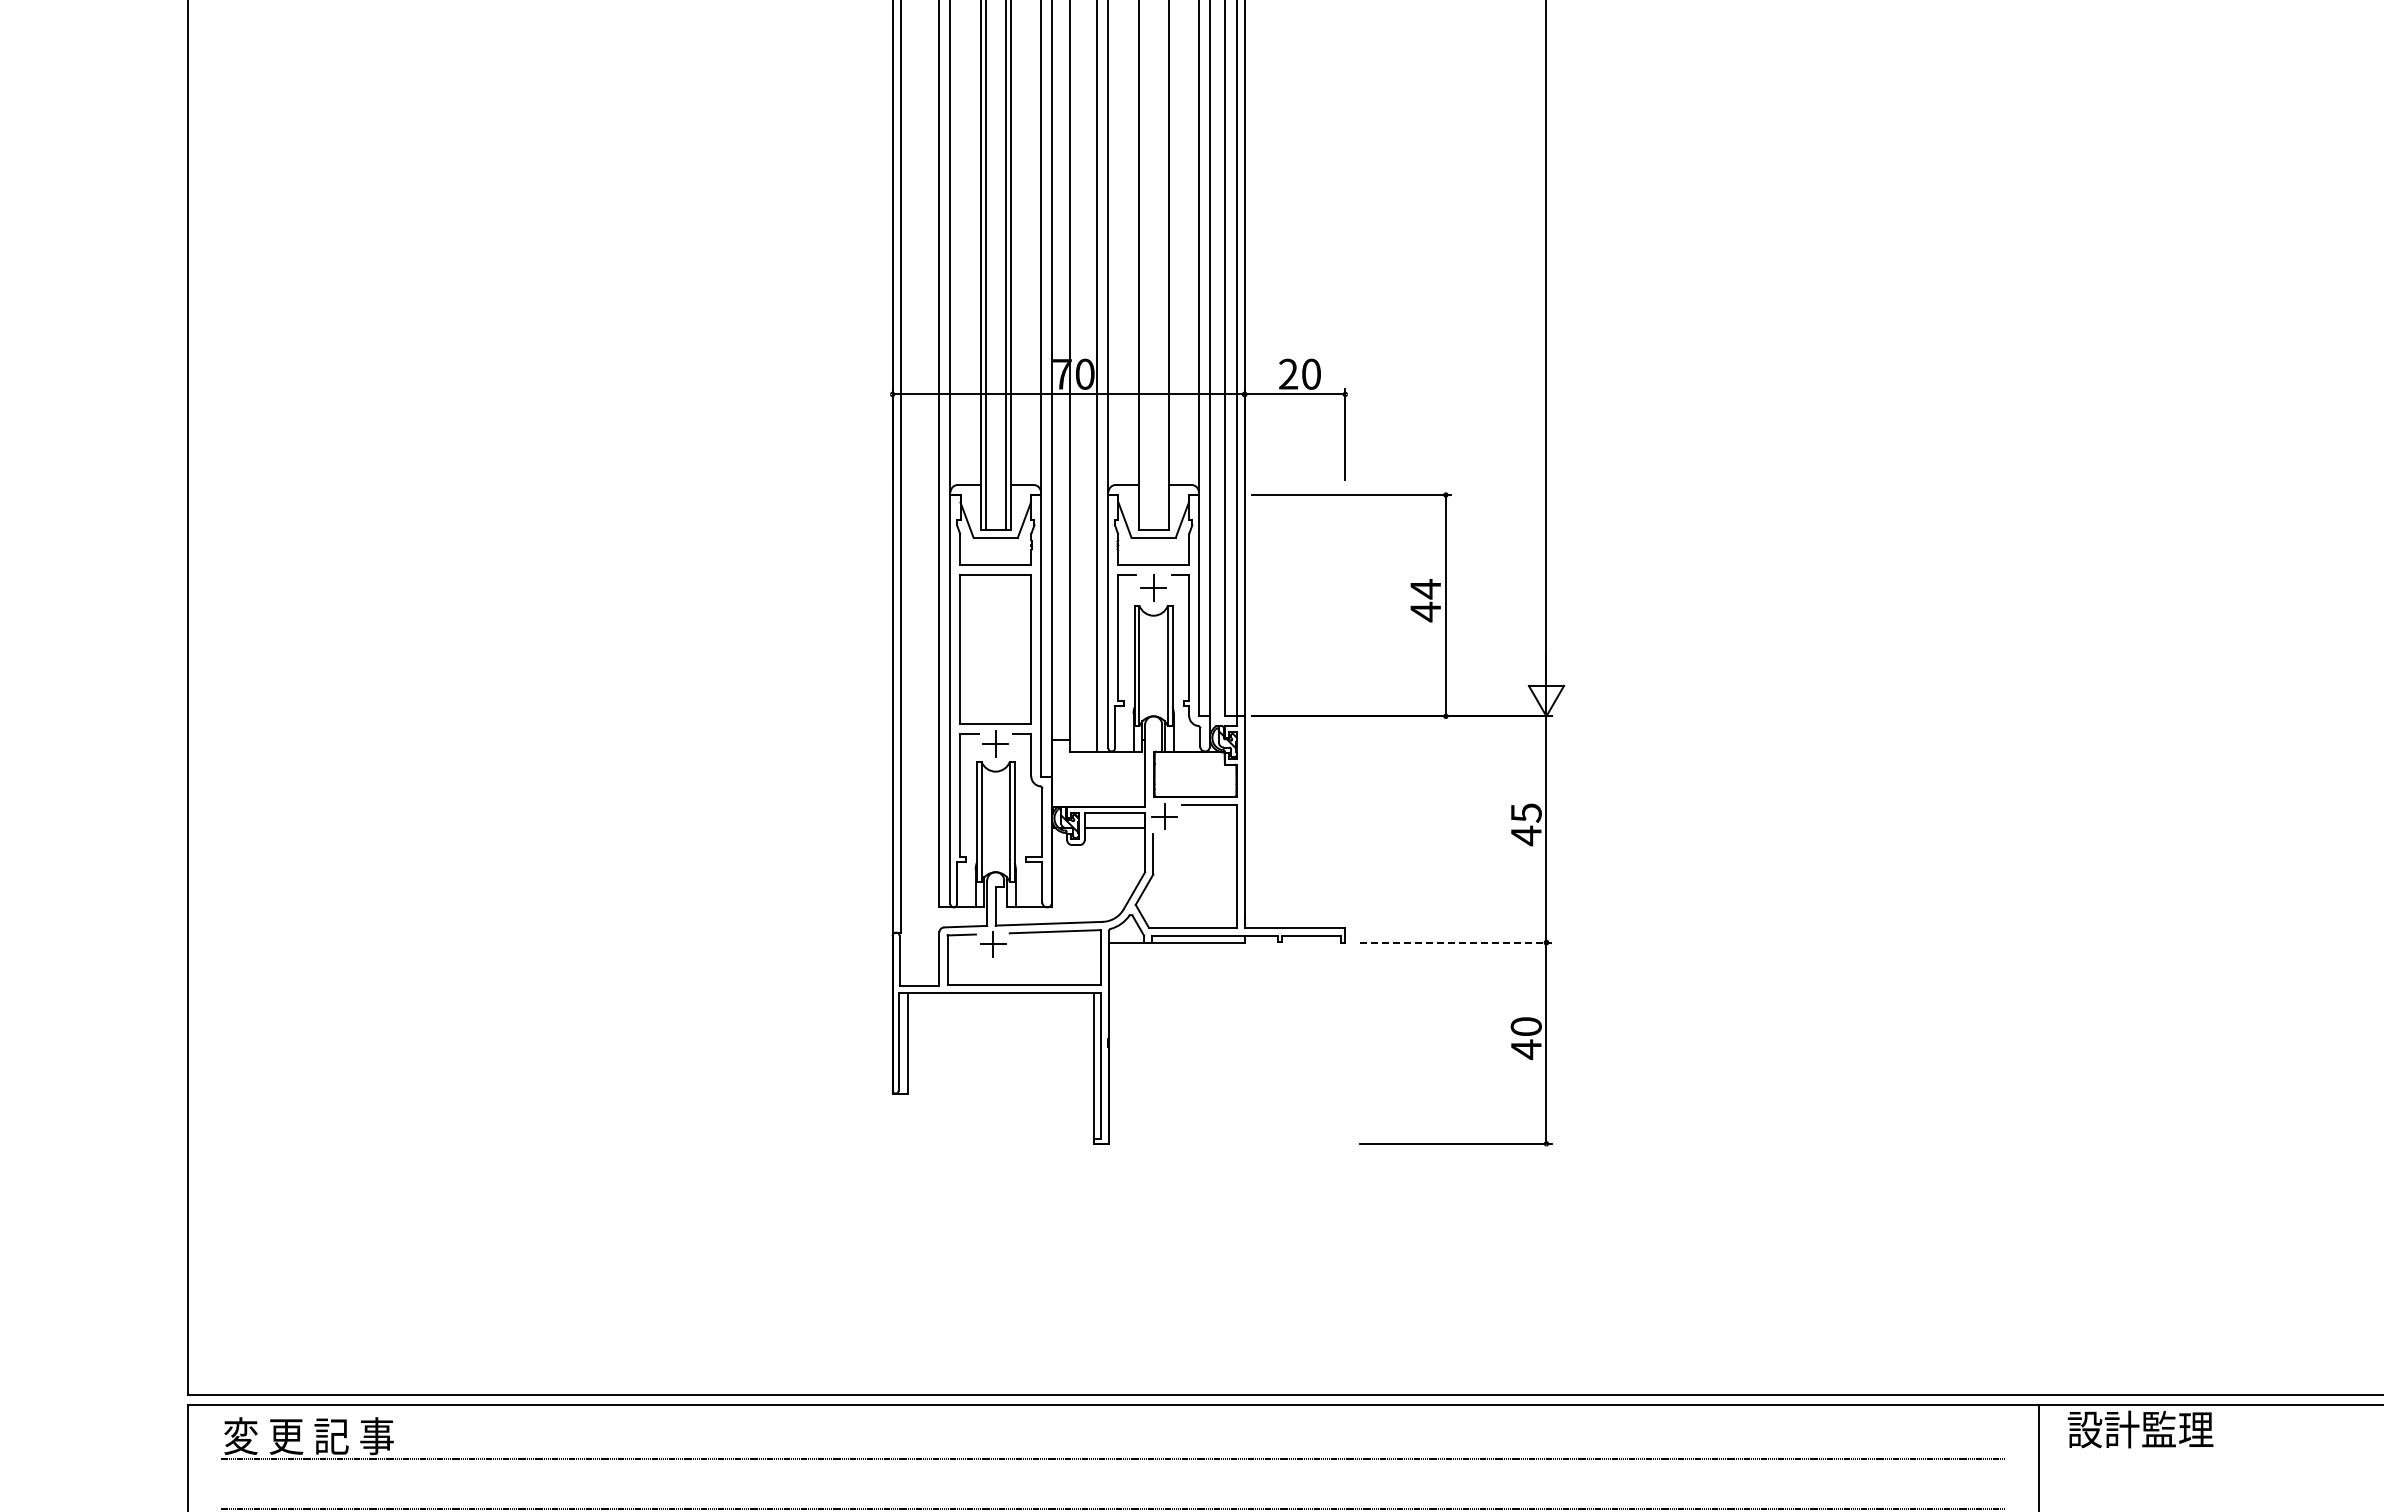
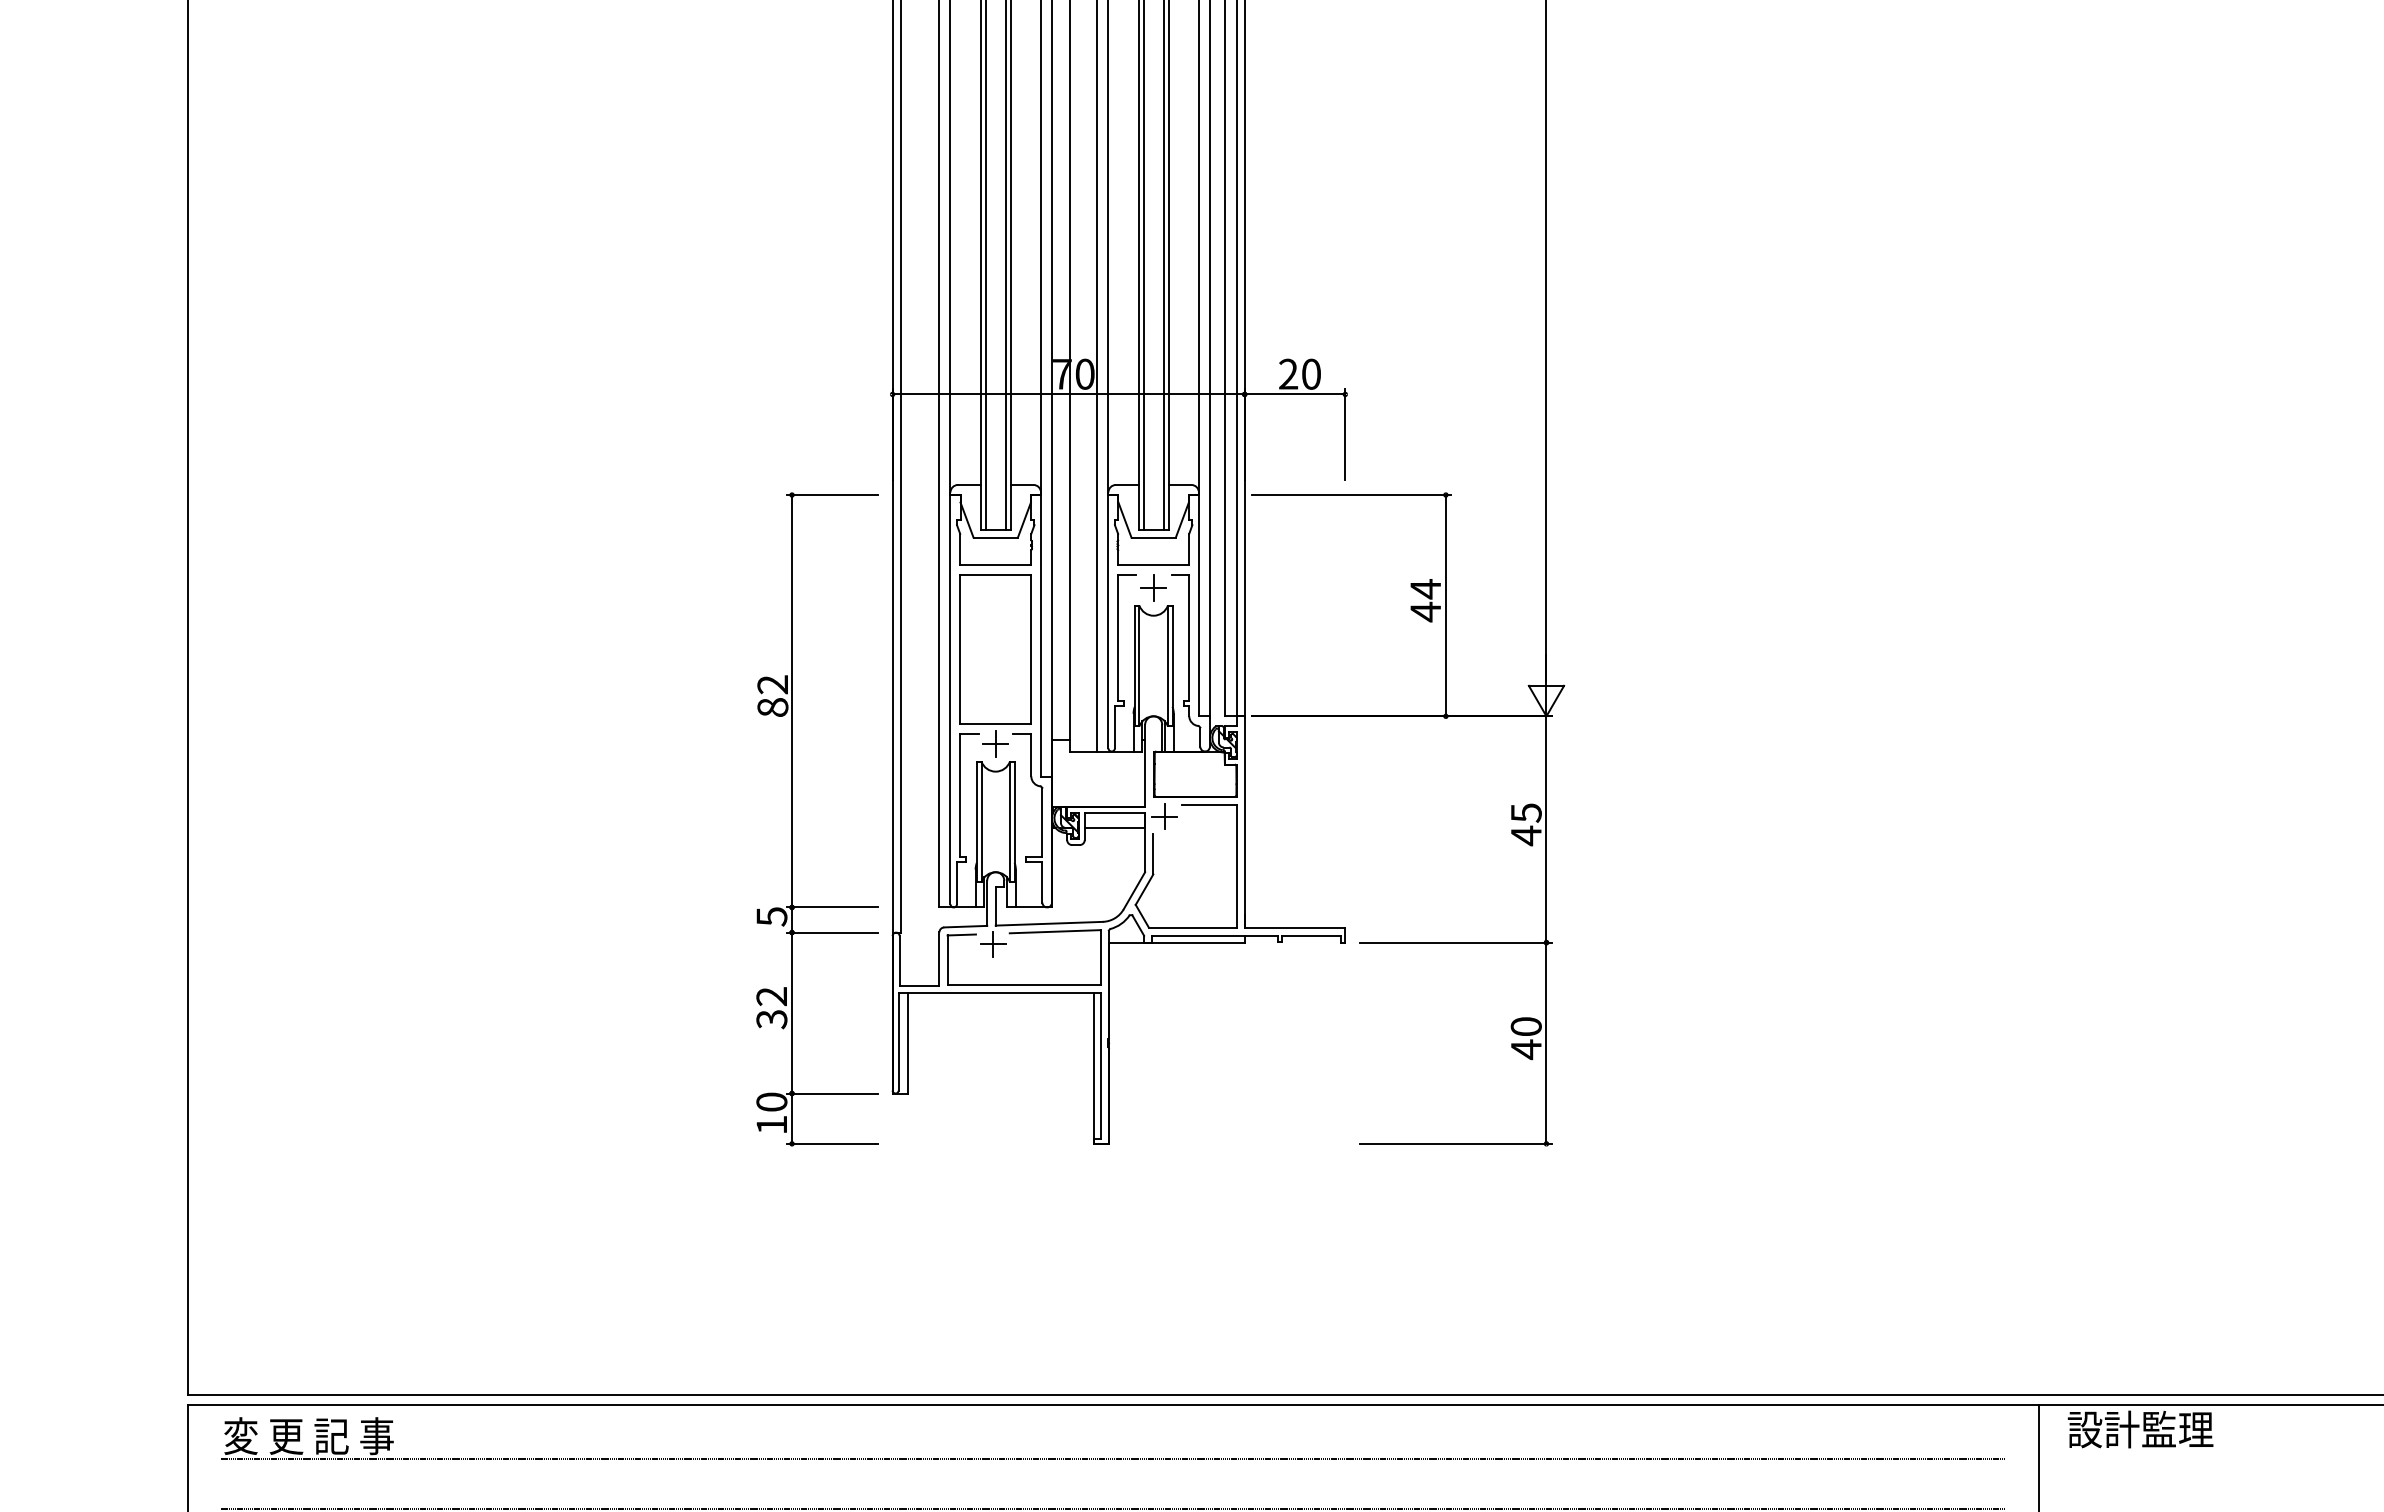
line: none -> present (1143, 266)
line: none -> present (1163, 266)
part: none -> present (792, 819)
line: dashed -> solid (1455, 942)
